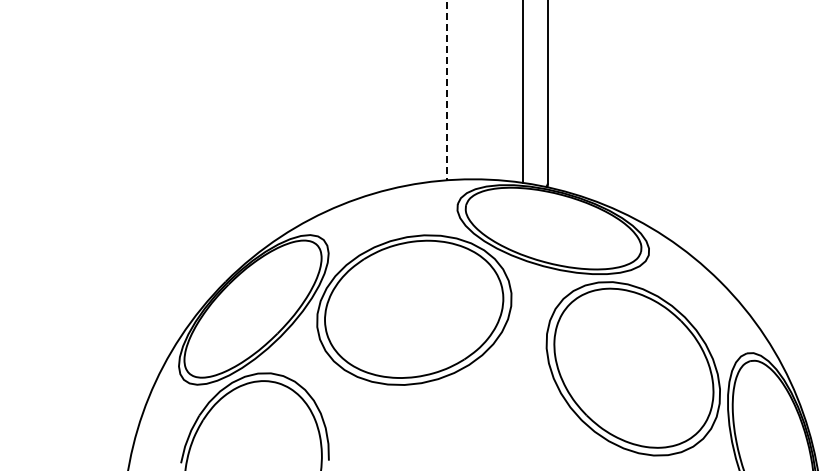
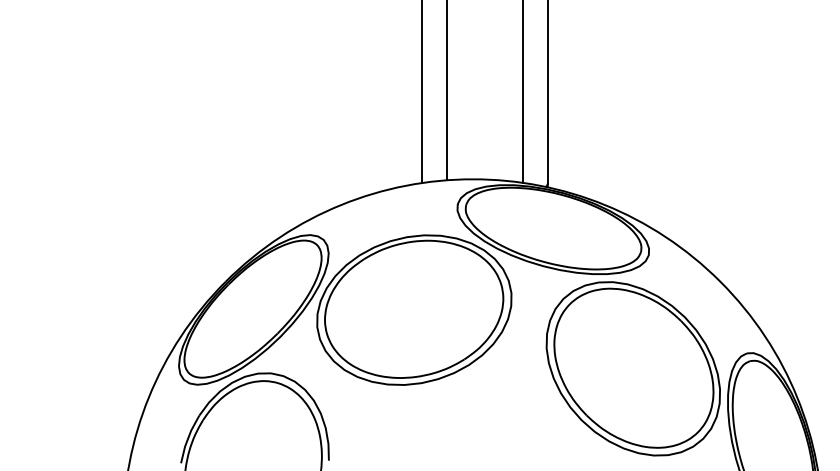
line: dashed -> solid (446, 90)
line: none -> present (421, 92)
